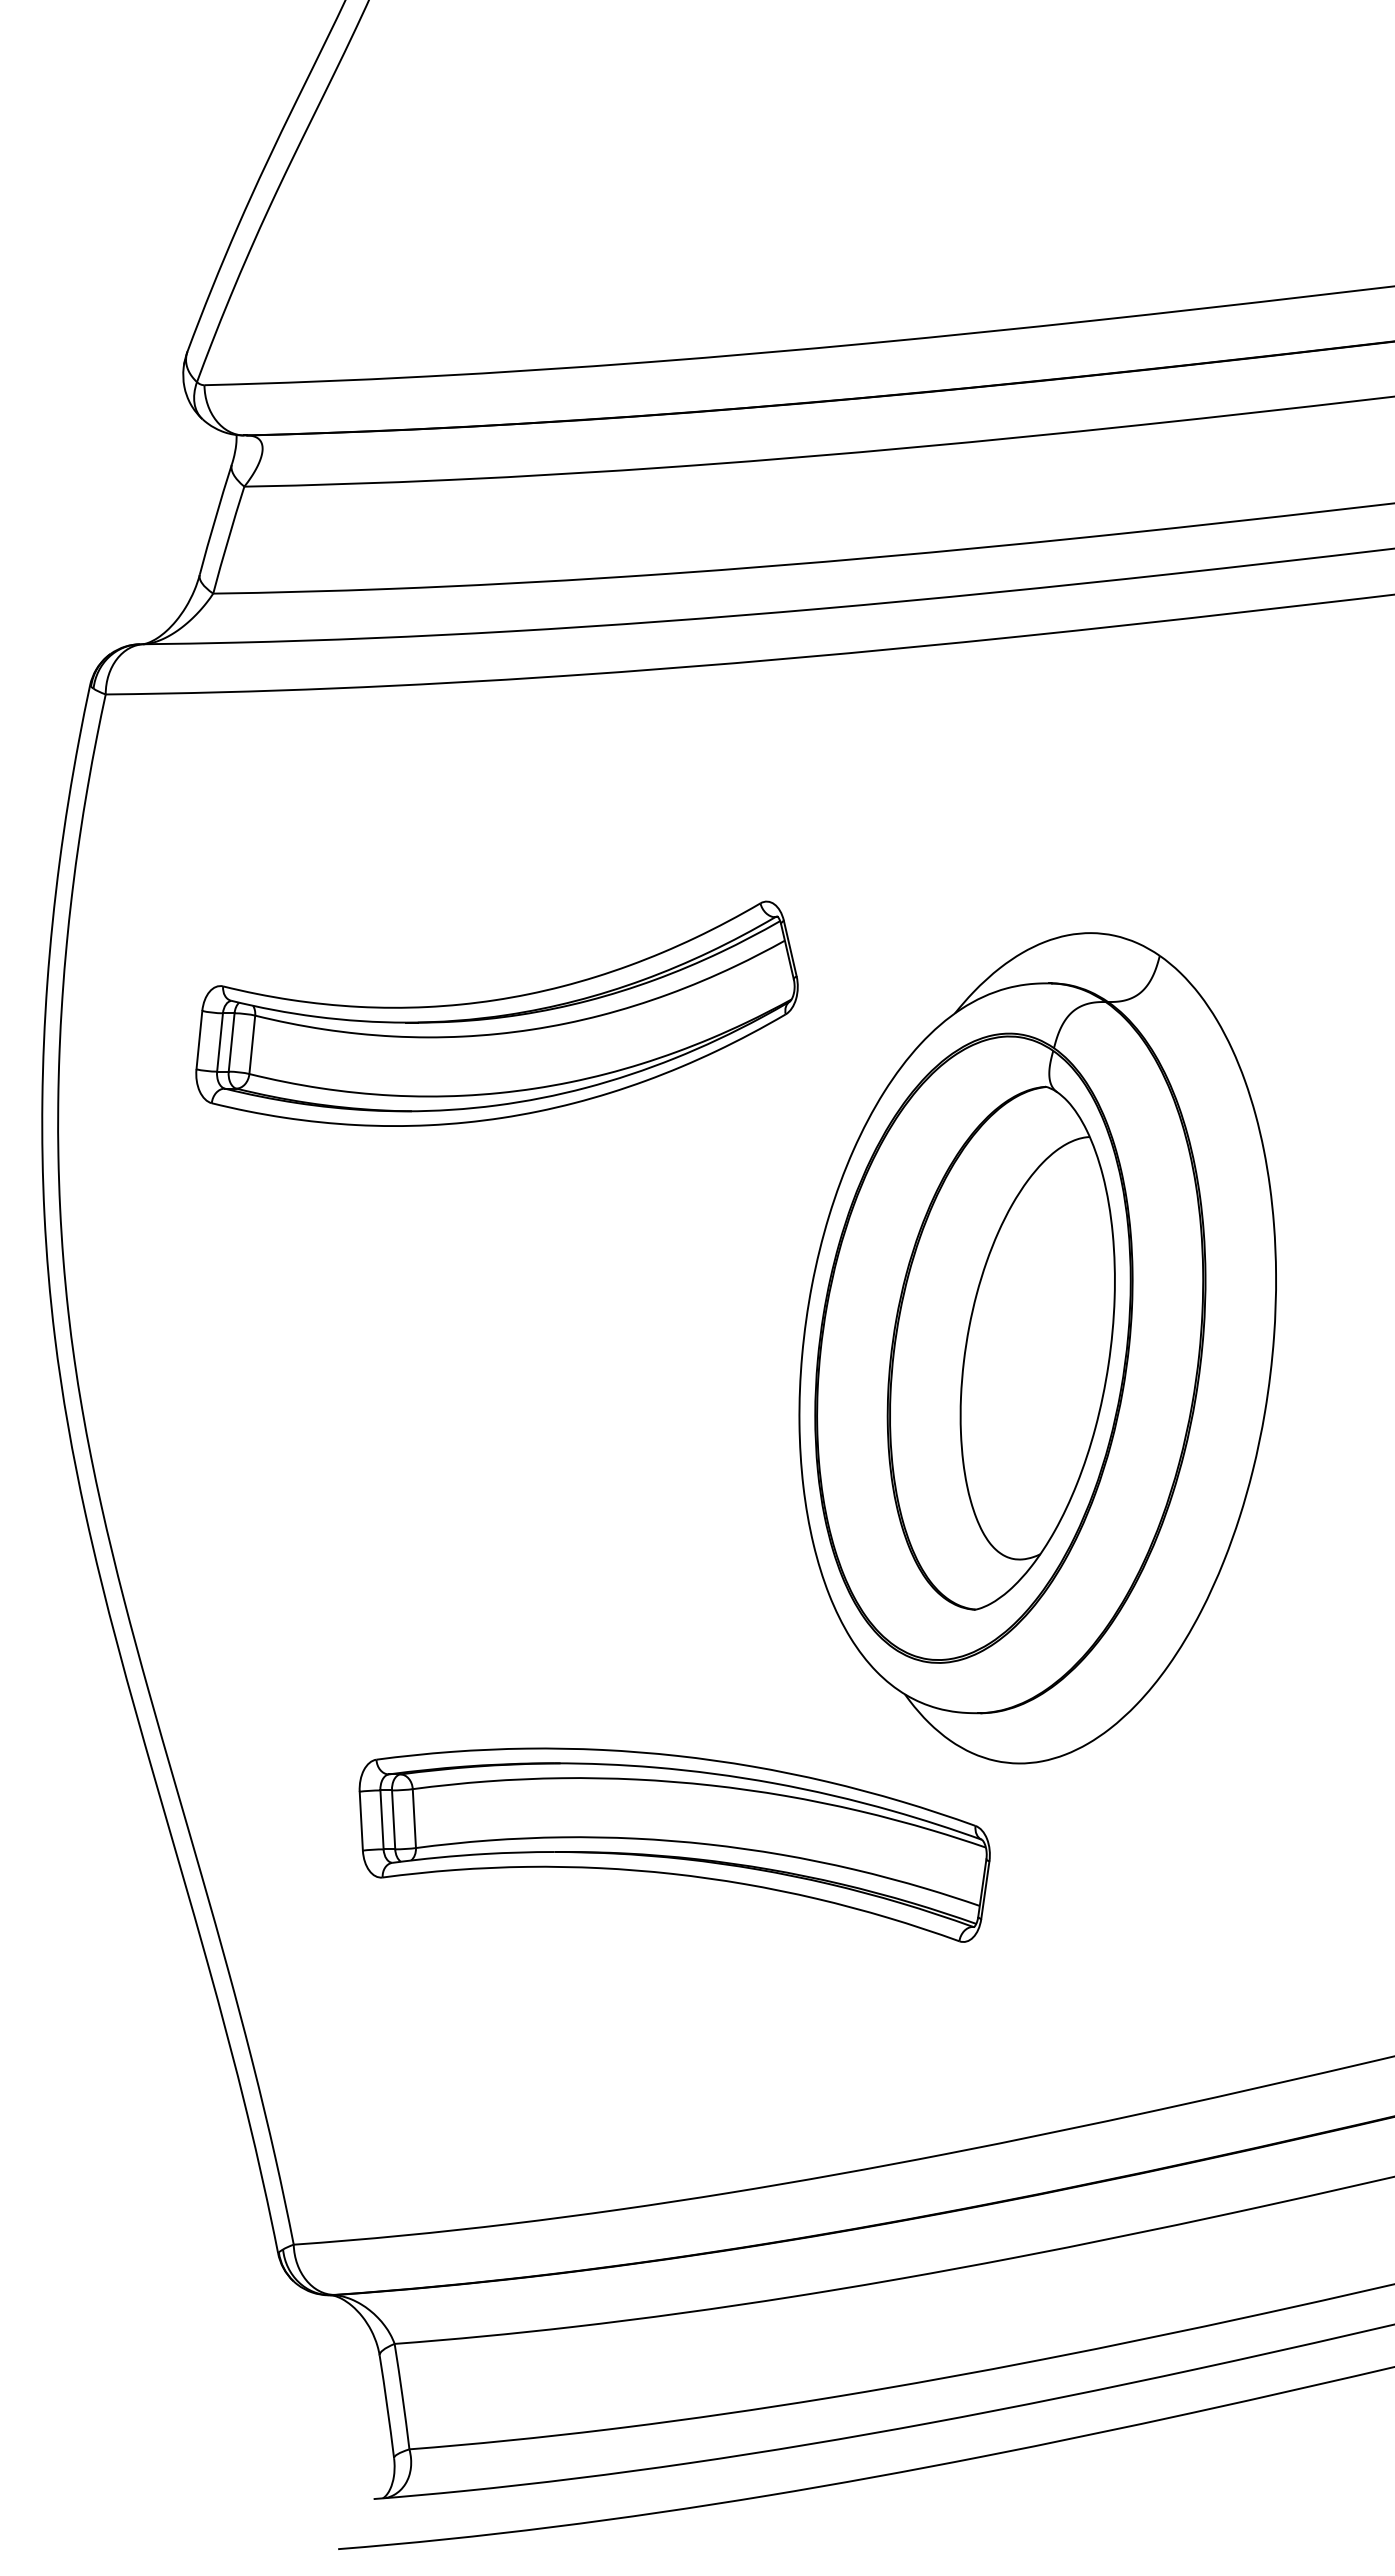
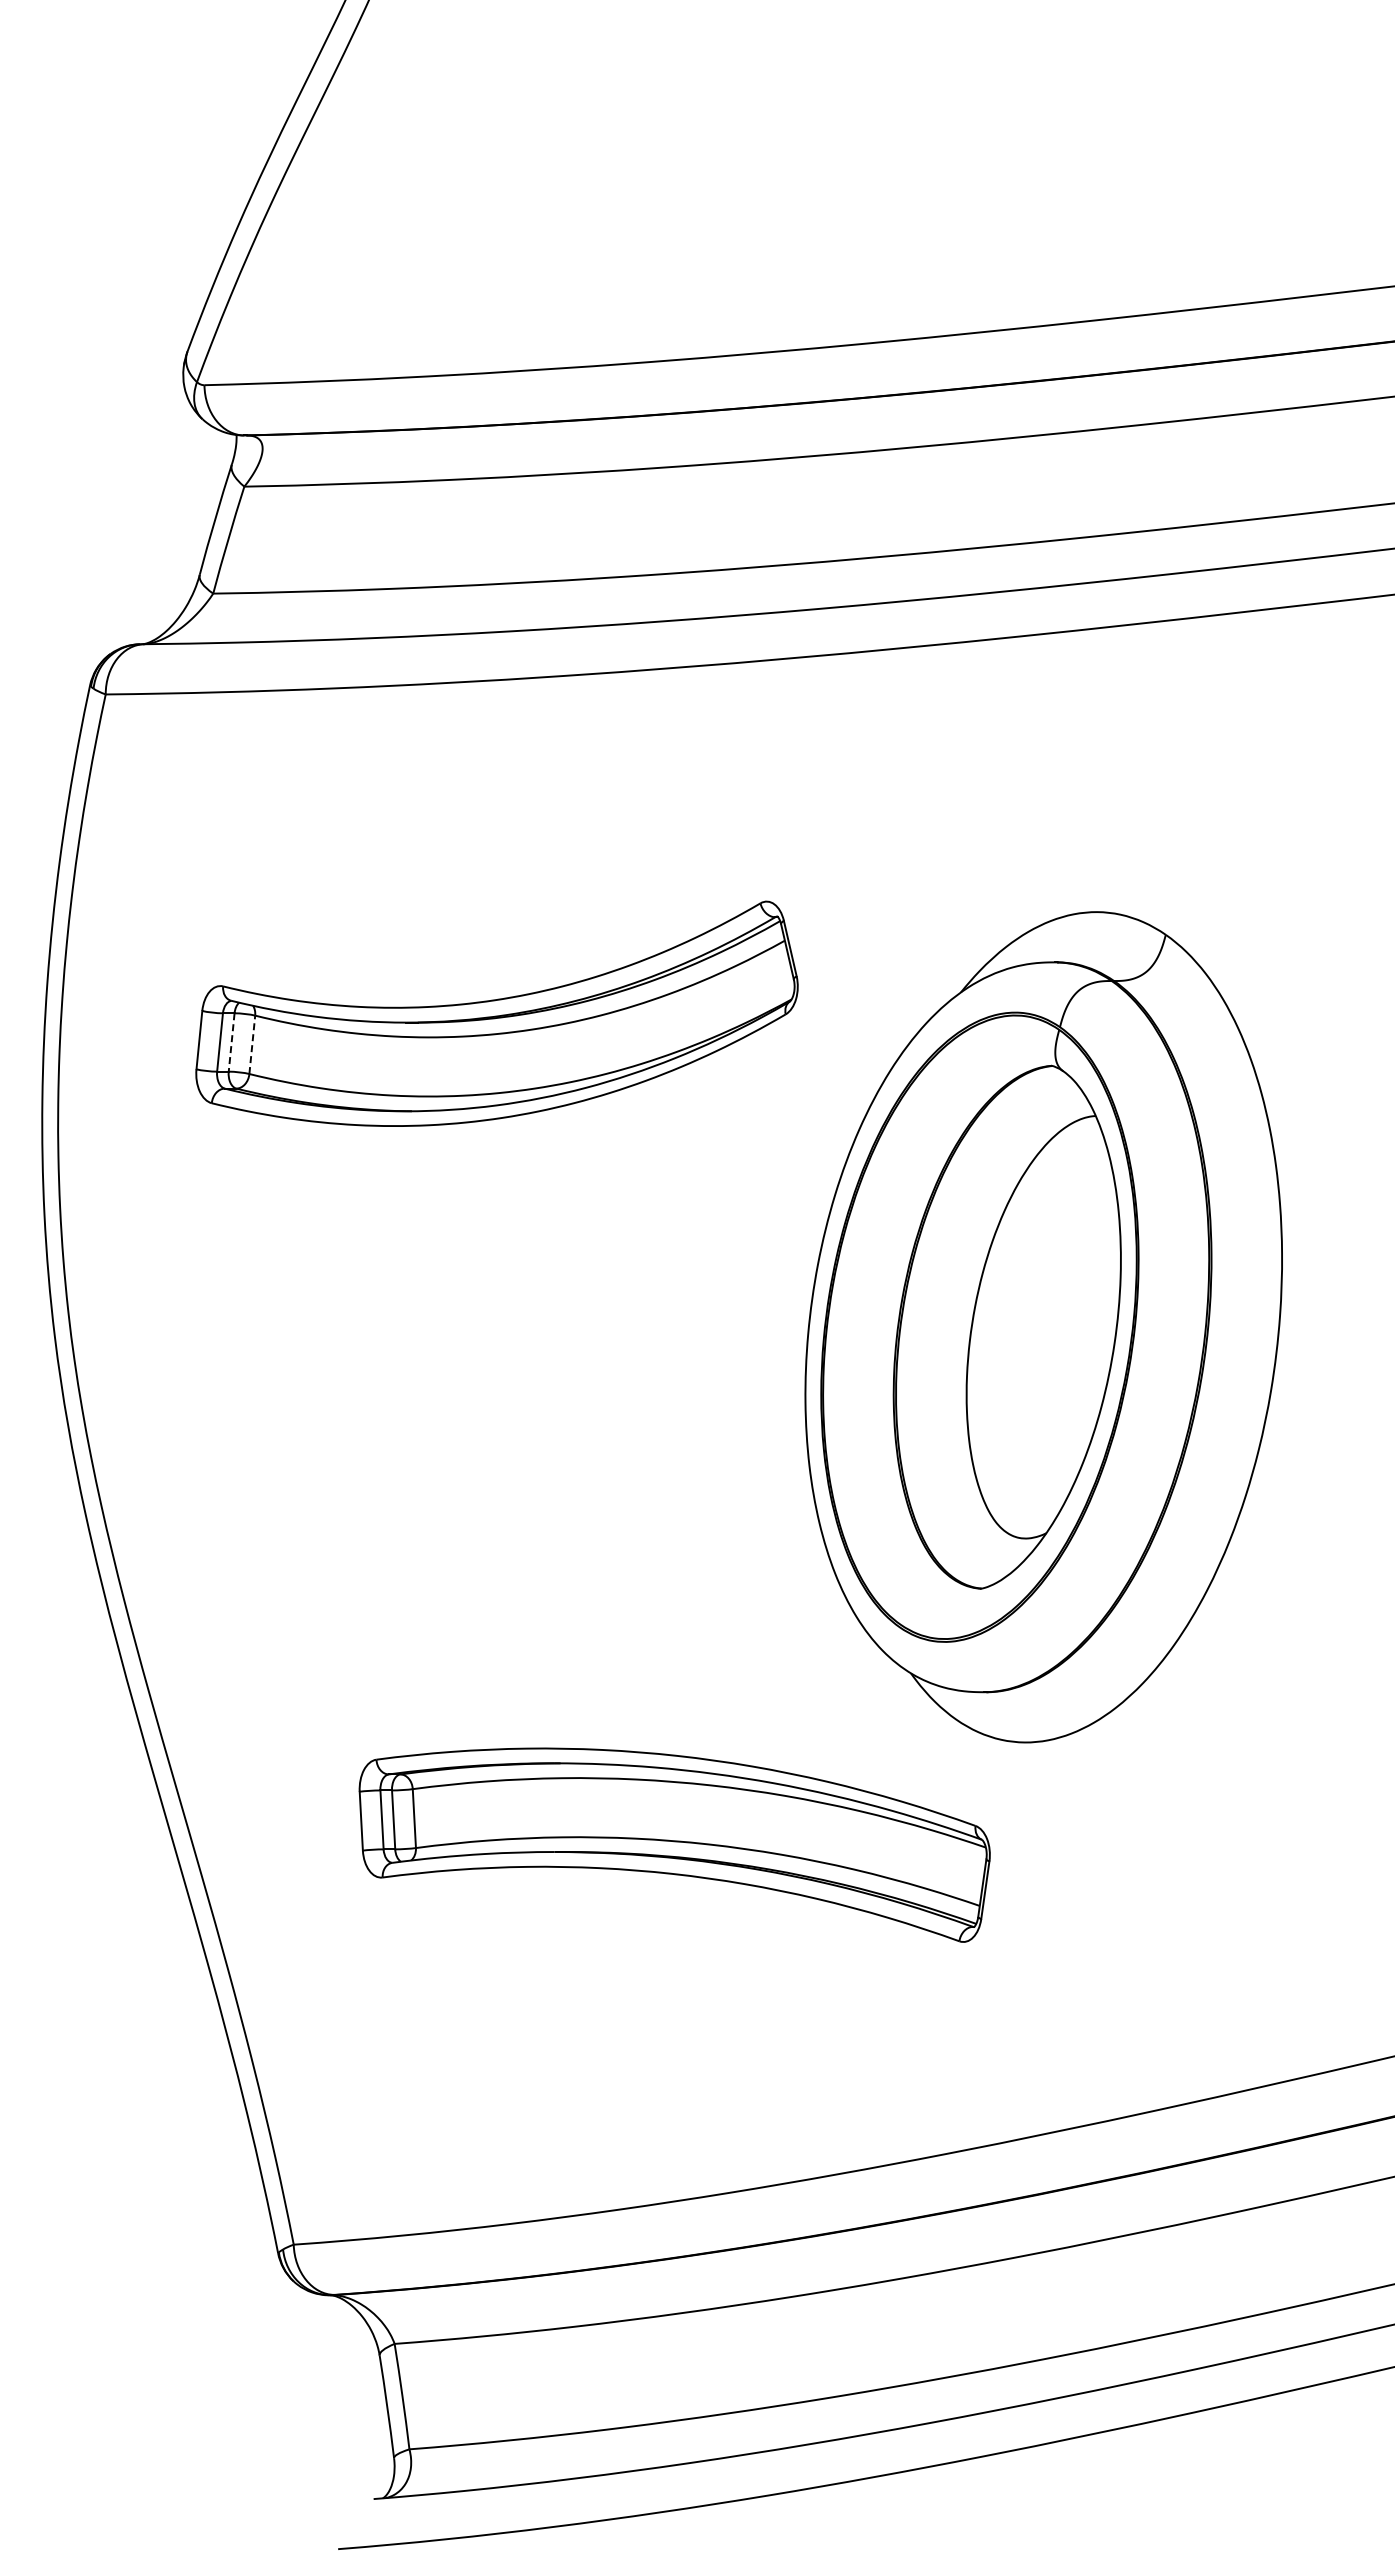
line: solid -> dashed (231, 1042)
line: solid -> dashed (252, 1044)
part position: (1037, 1348) -> (1043, 1327) (1043, 1327)
